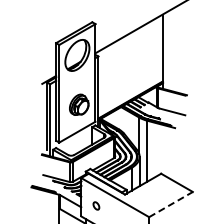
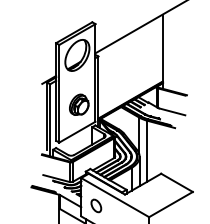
line: dashed -> solid (171, 204)
part size: 9x10 px -> 13x16 px (96, 205)
